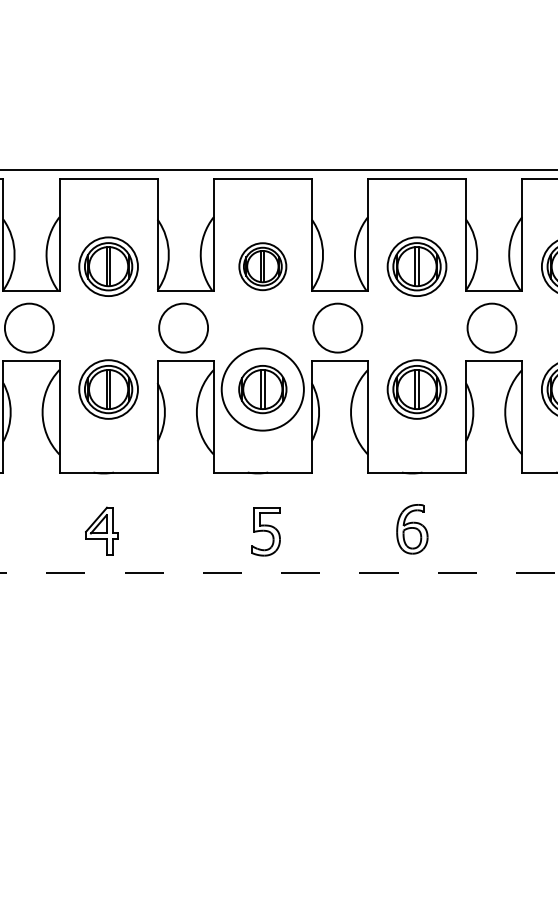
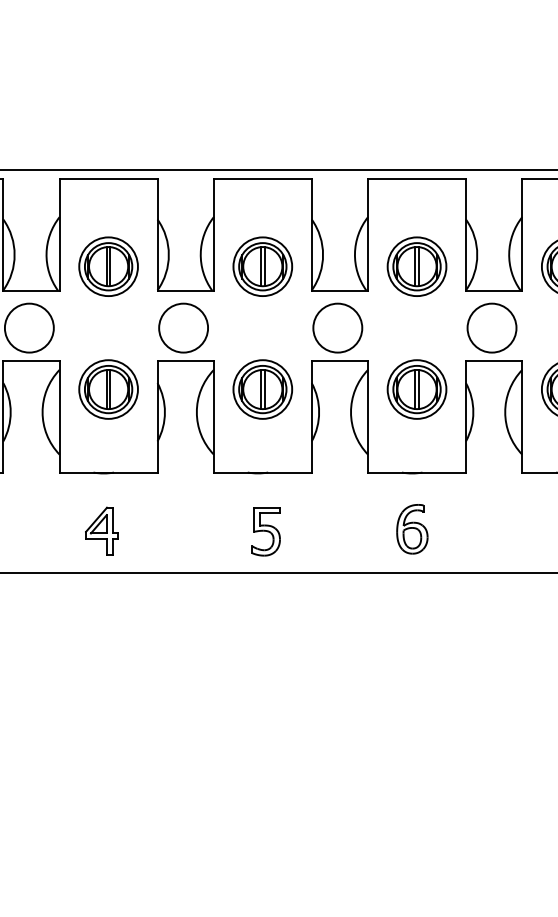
part size: 50x50 px -> 62x61 px (262, 266)
circle diameter: 82 px -> 59 px (262, 389)
line: dashed -> solid (278, 572)
